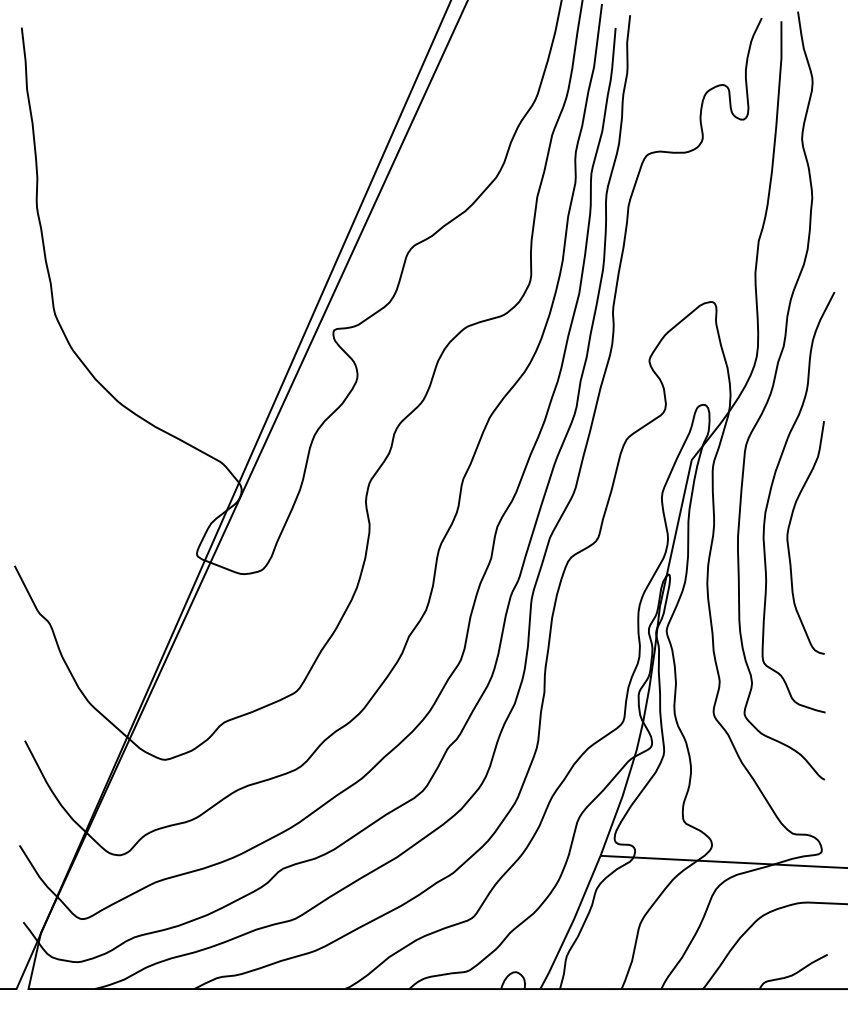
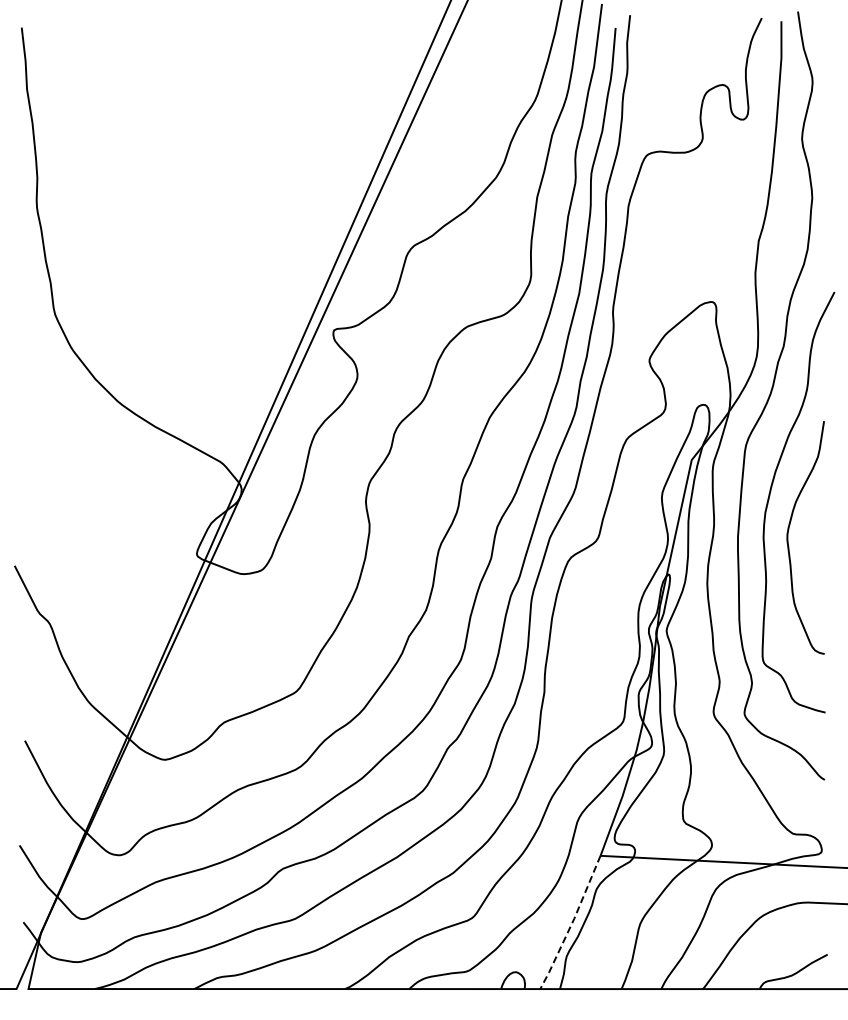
line: solid -> dashed (572, 923)
